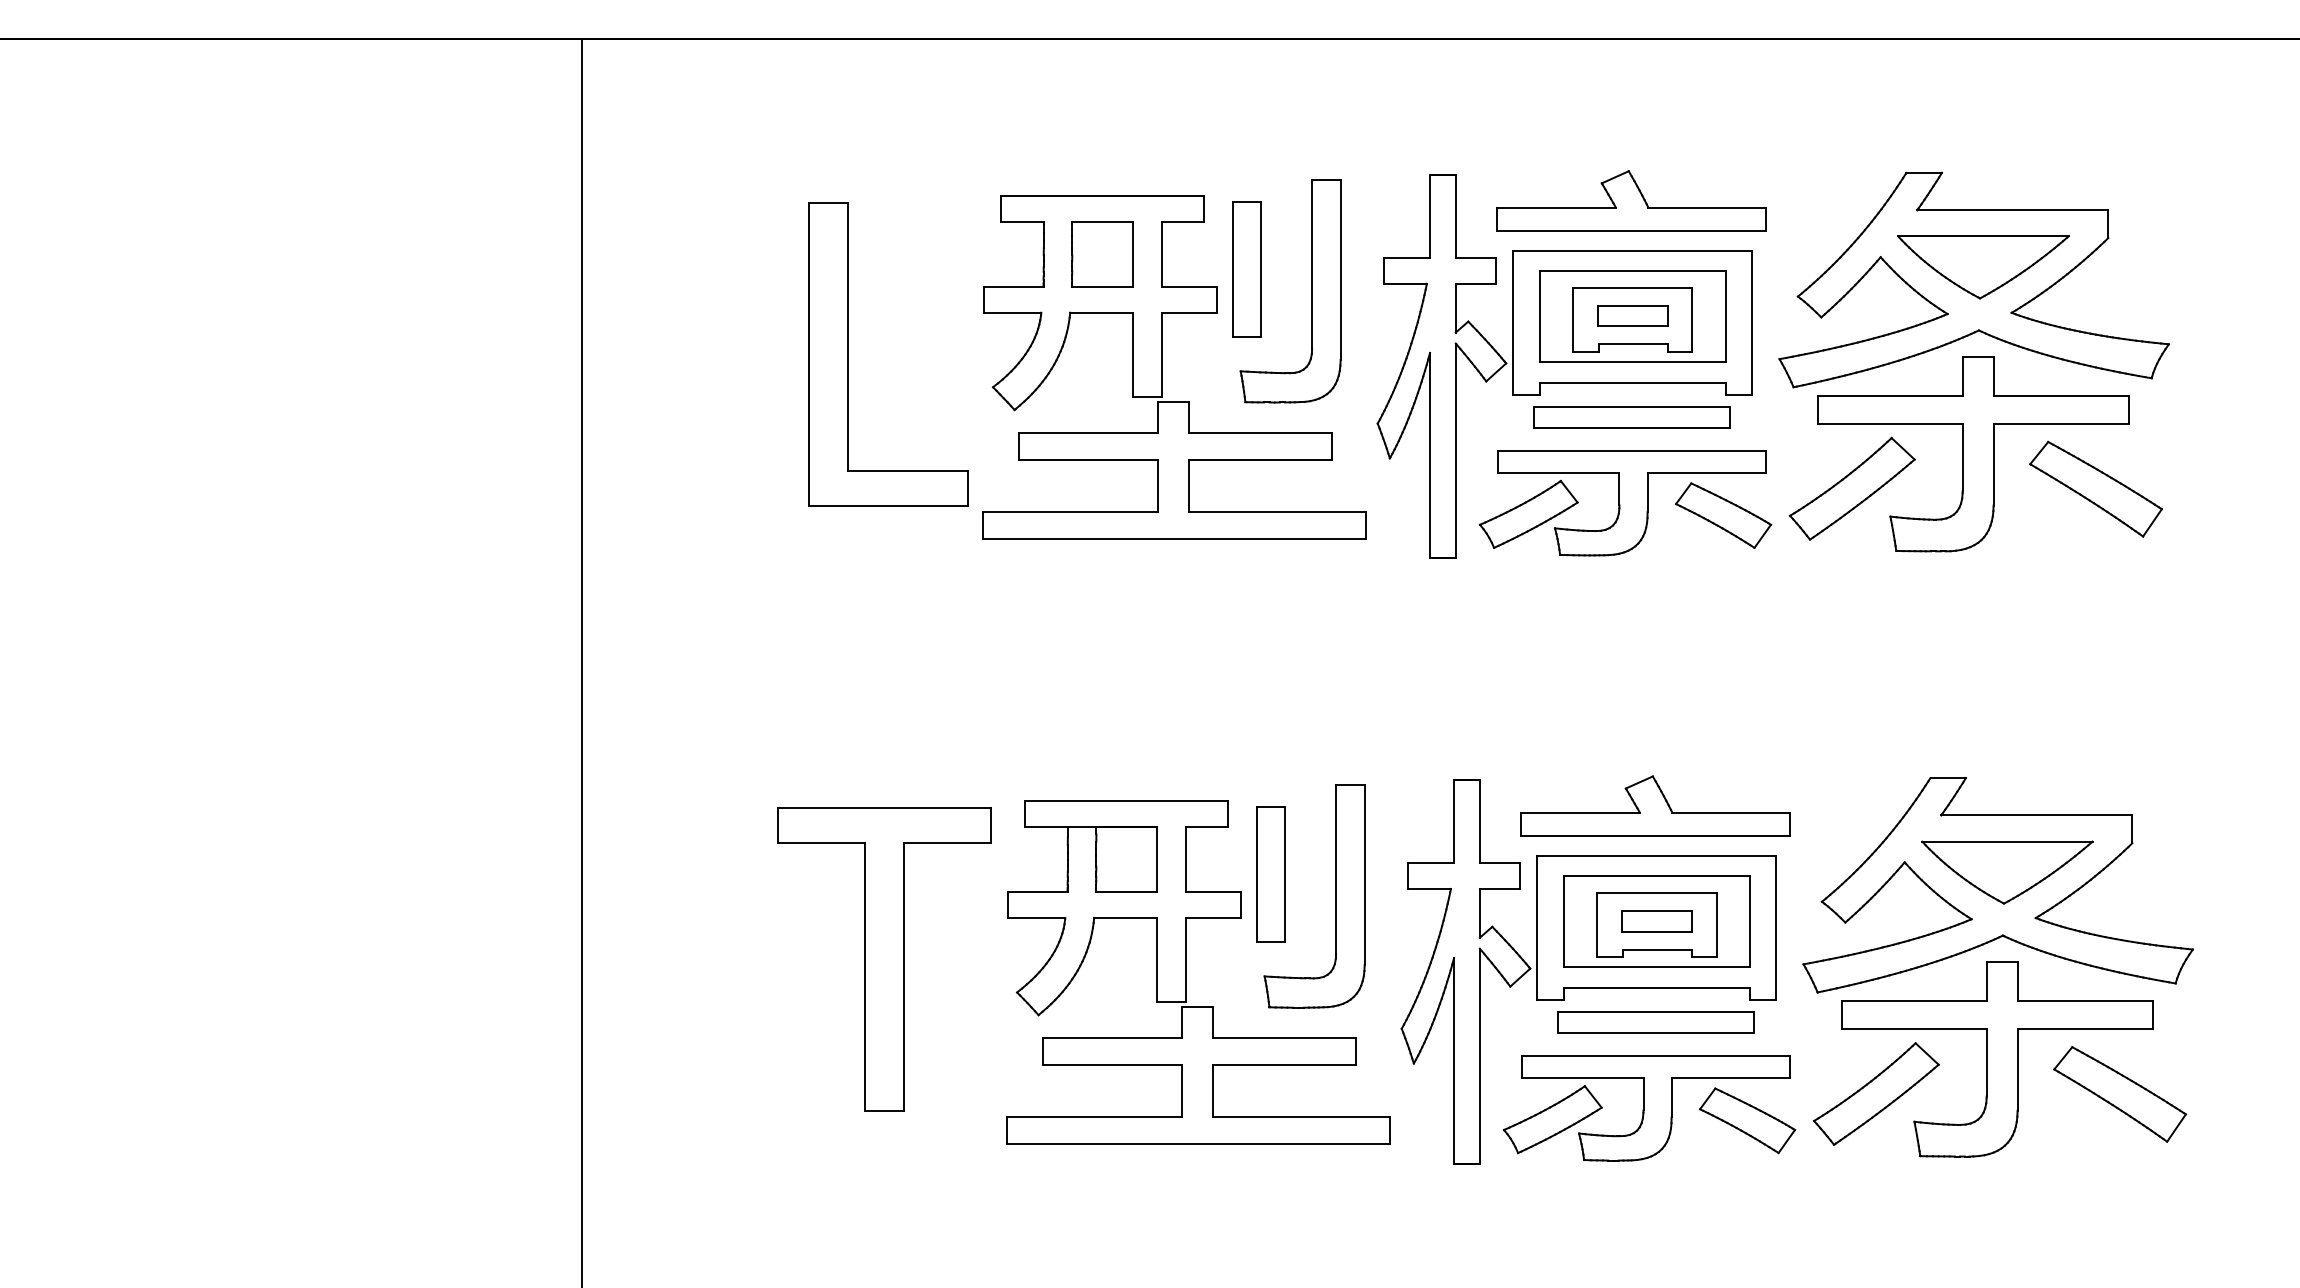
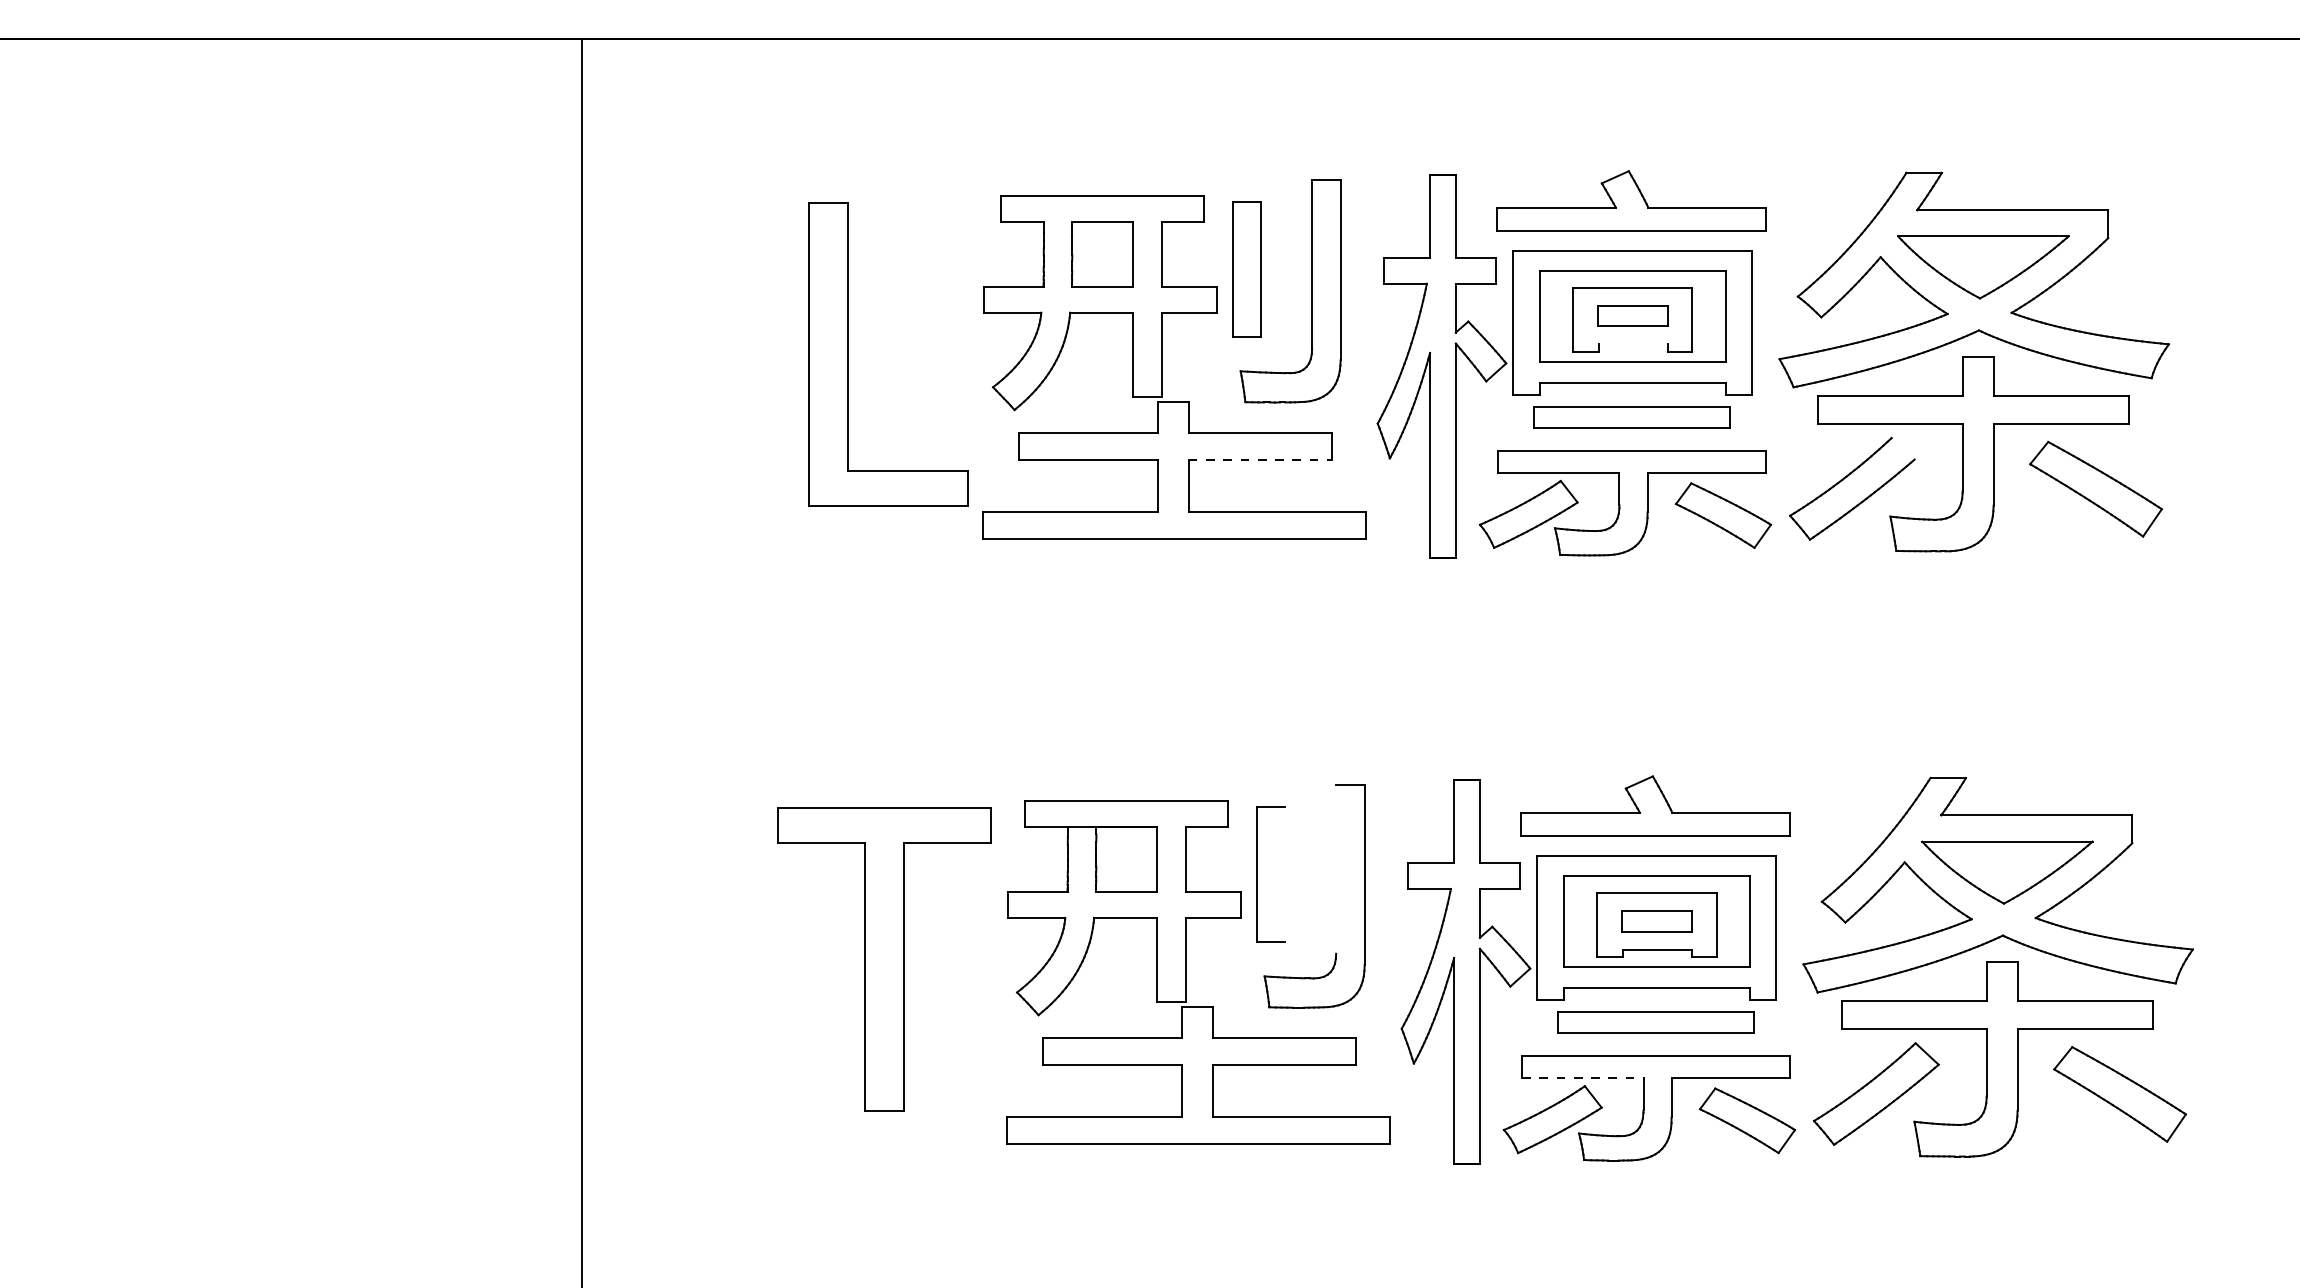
line: present -> none (1632, 344)
line: present -> none (1902, 448)
line: solid -> dashed (1260, 459)
line: present -> none (1336, 869)
line: present -> none (1285, 874)
line: solid -> dashed (1582, 1078)
